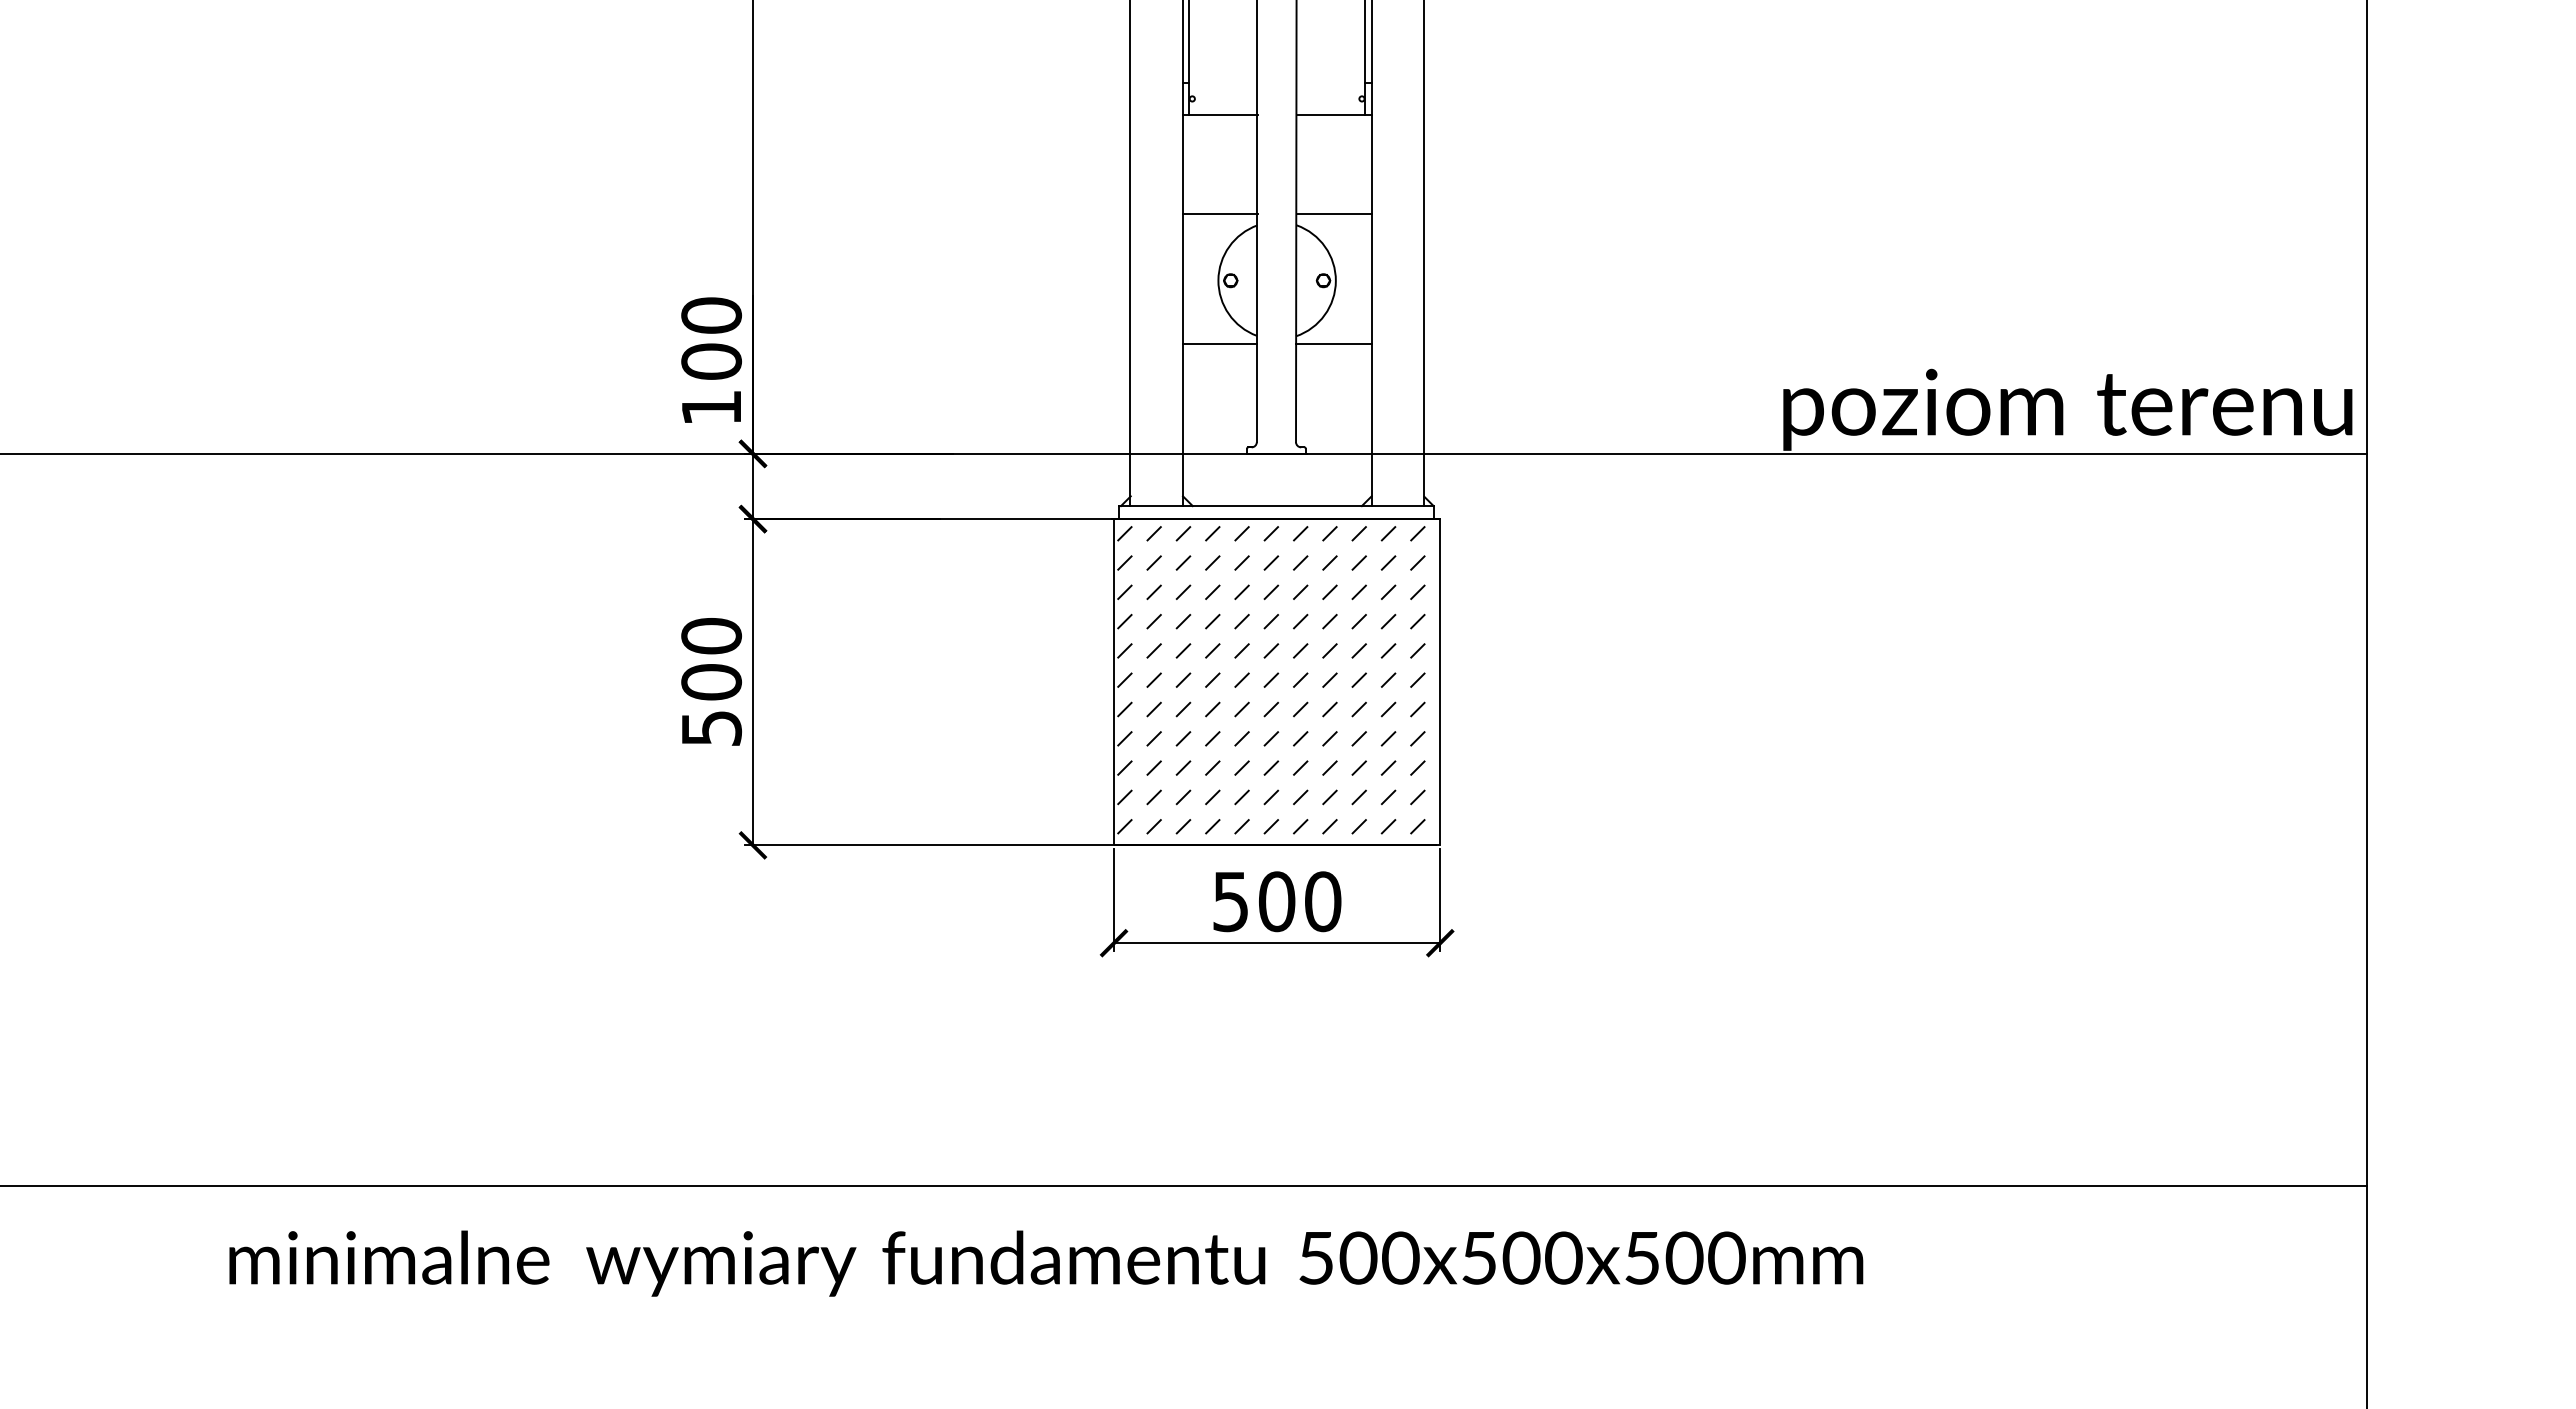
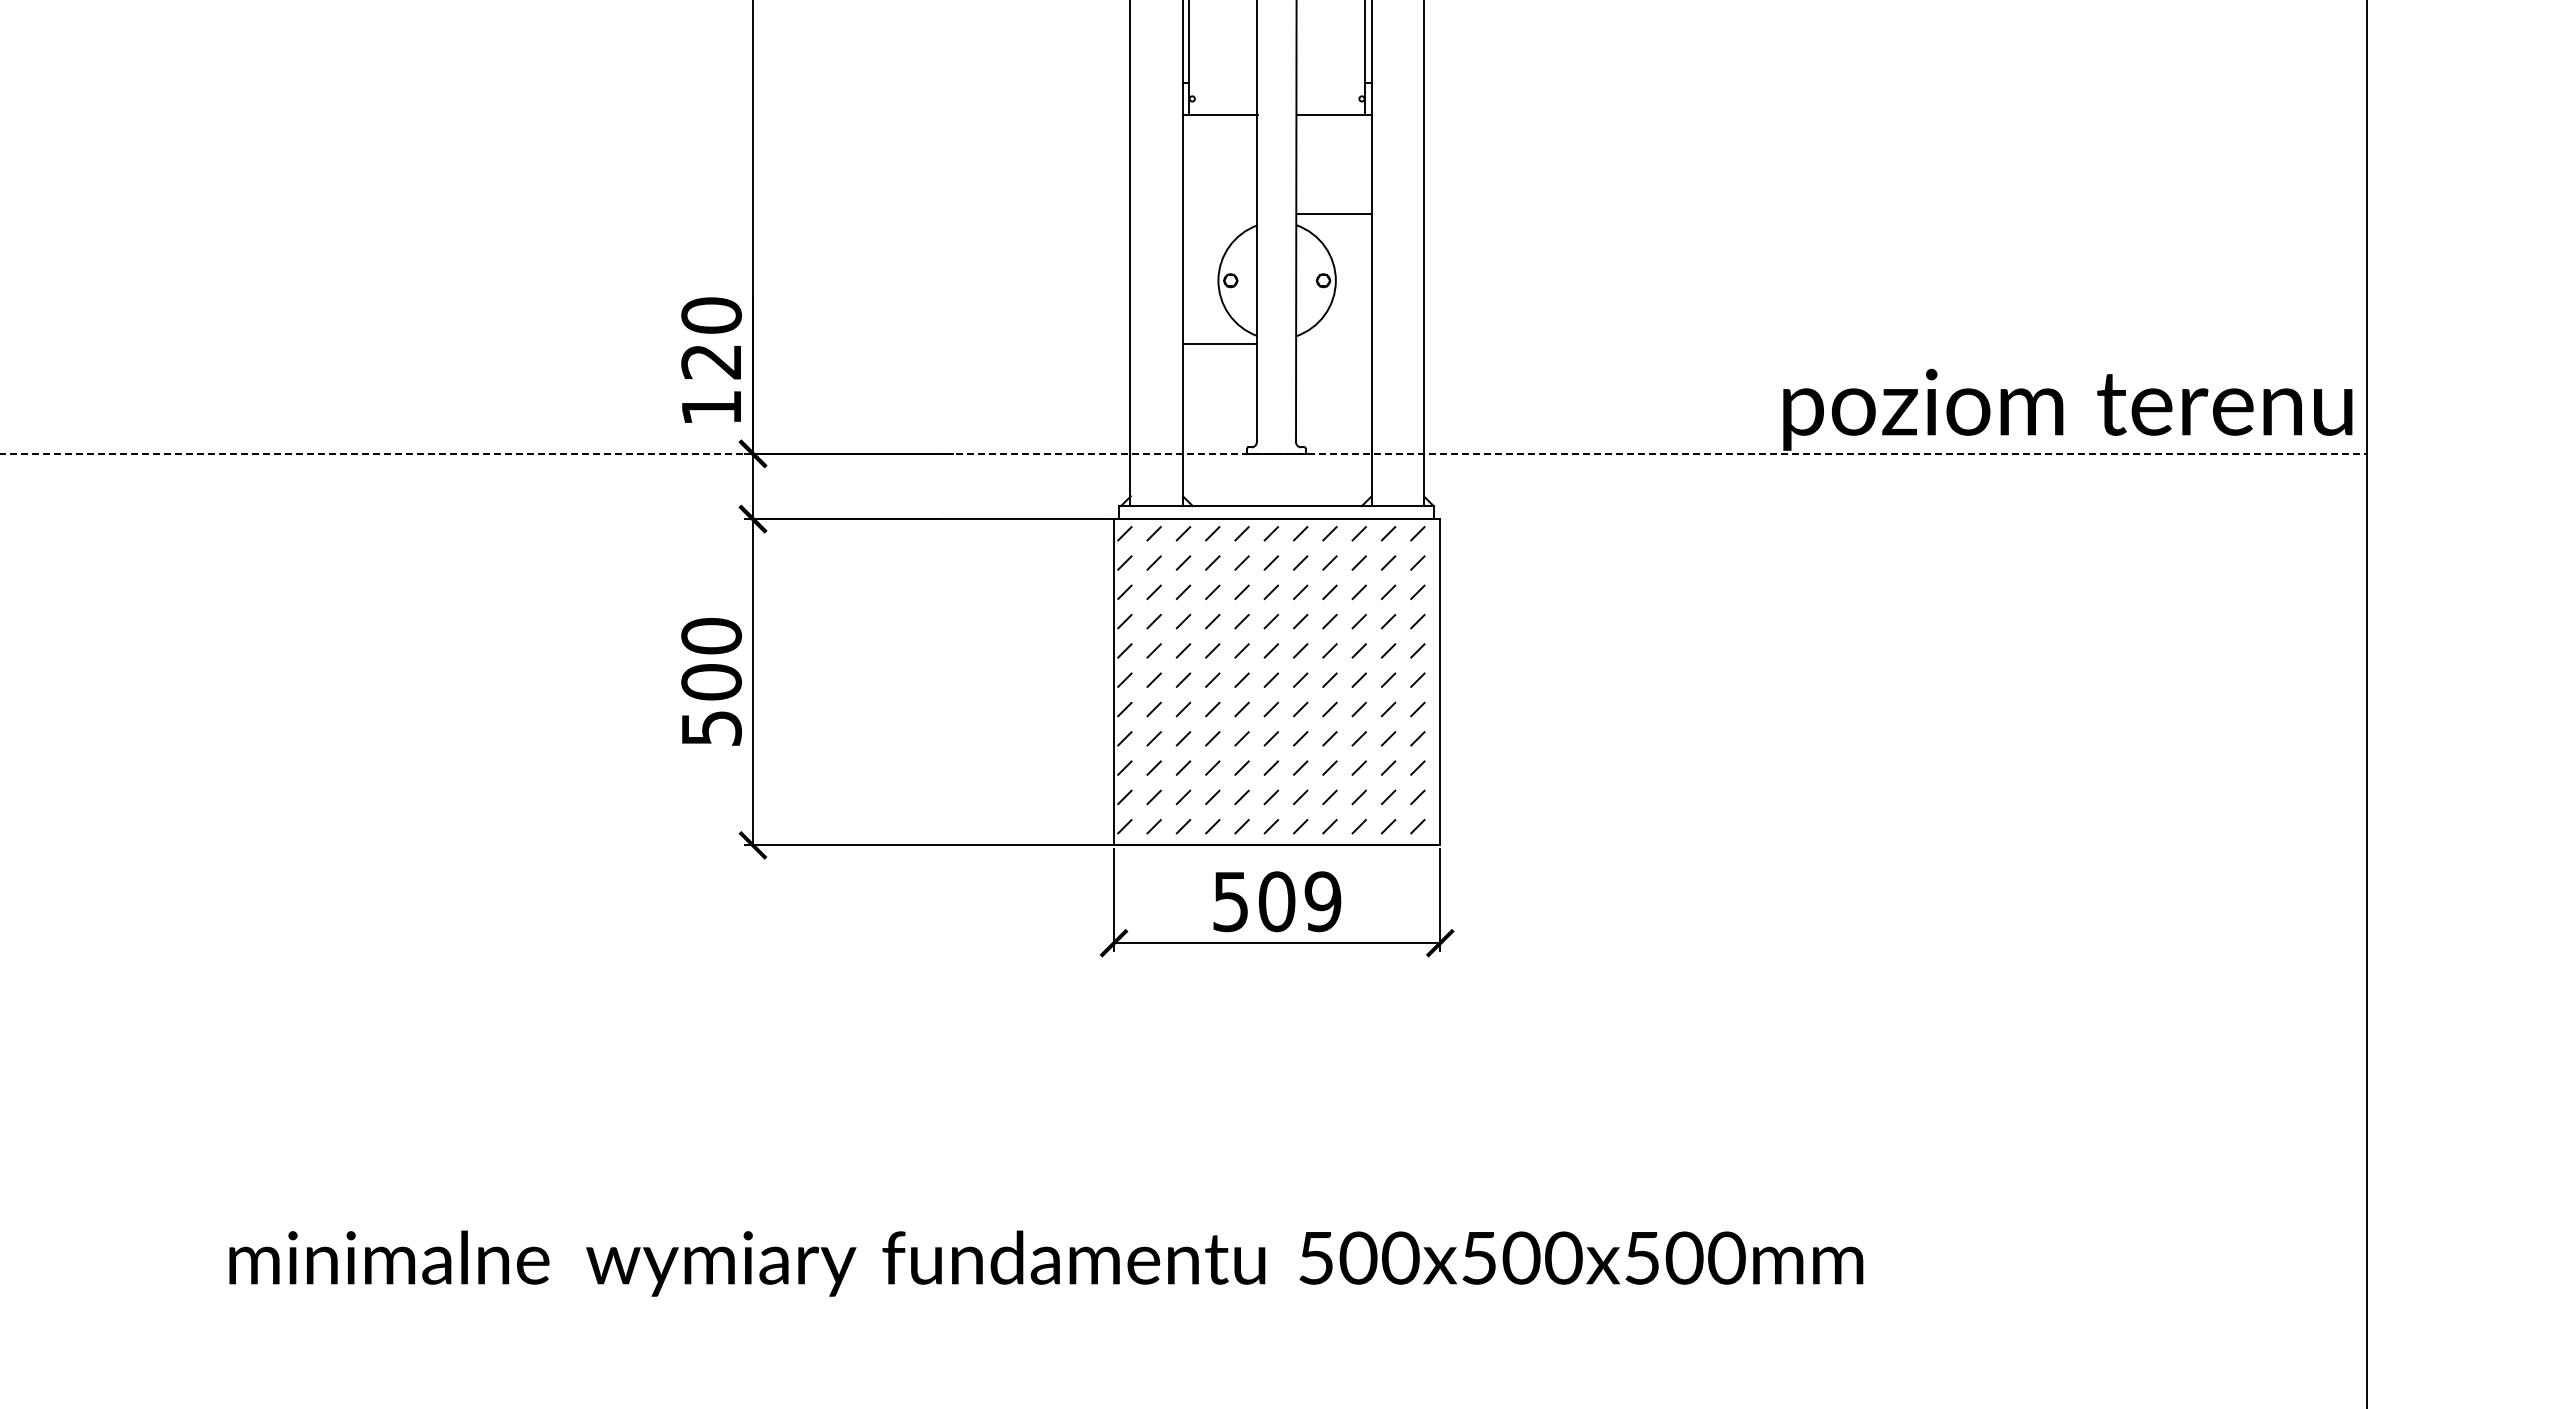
line: present -> none (1219, 213)
line: present -> none (1333, 344)
text: 100 -> 120 (711, 361)
line: solid -> dashed (1183, 453)
text: 500 -> 509 (1322, 901)
line: present -> none (1184, 1186)
